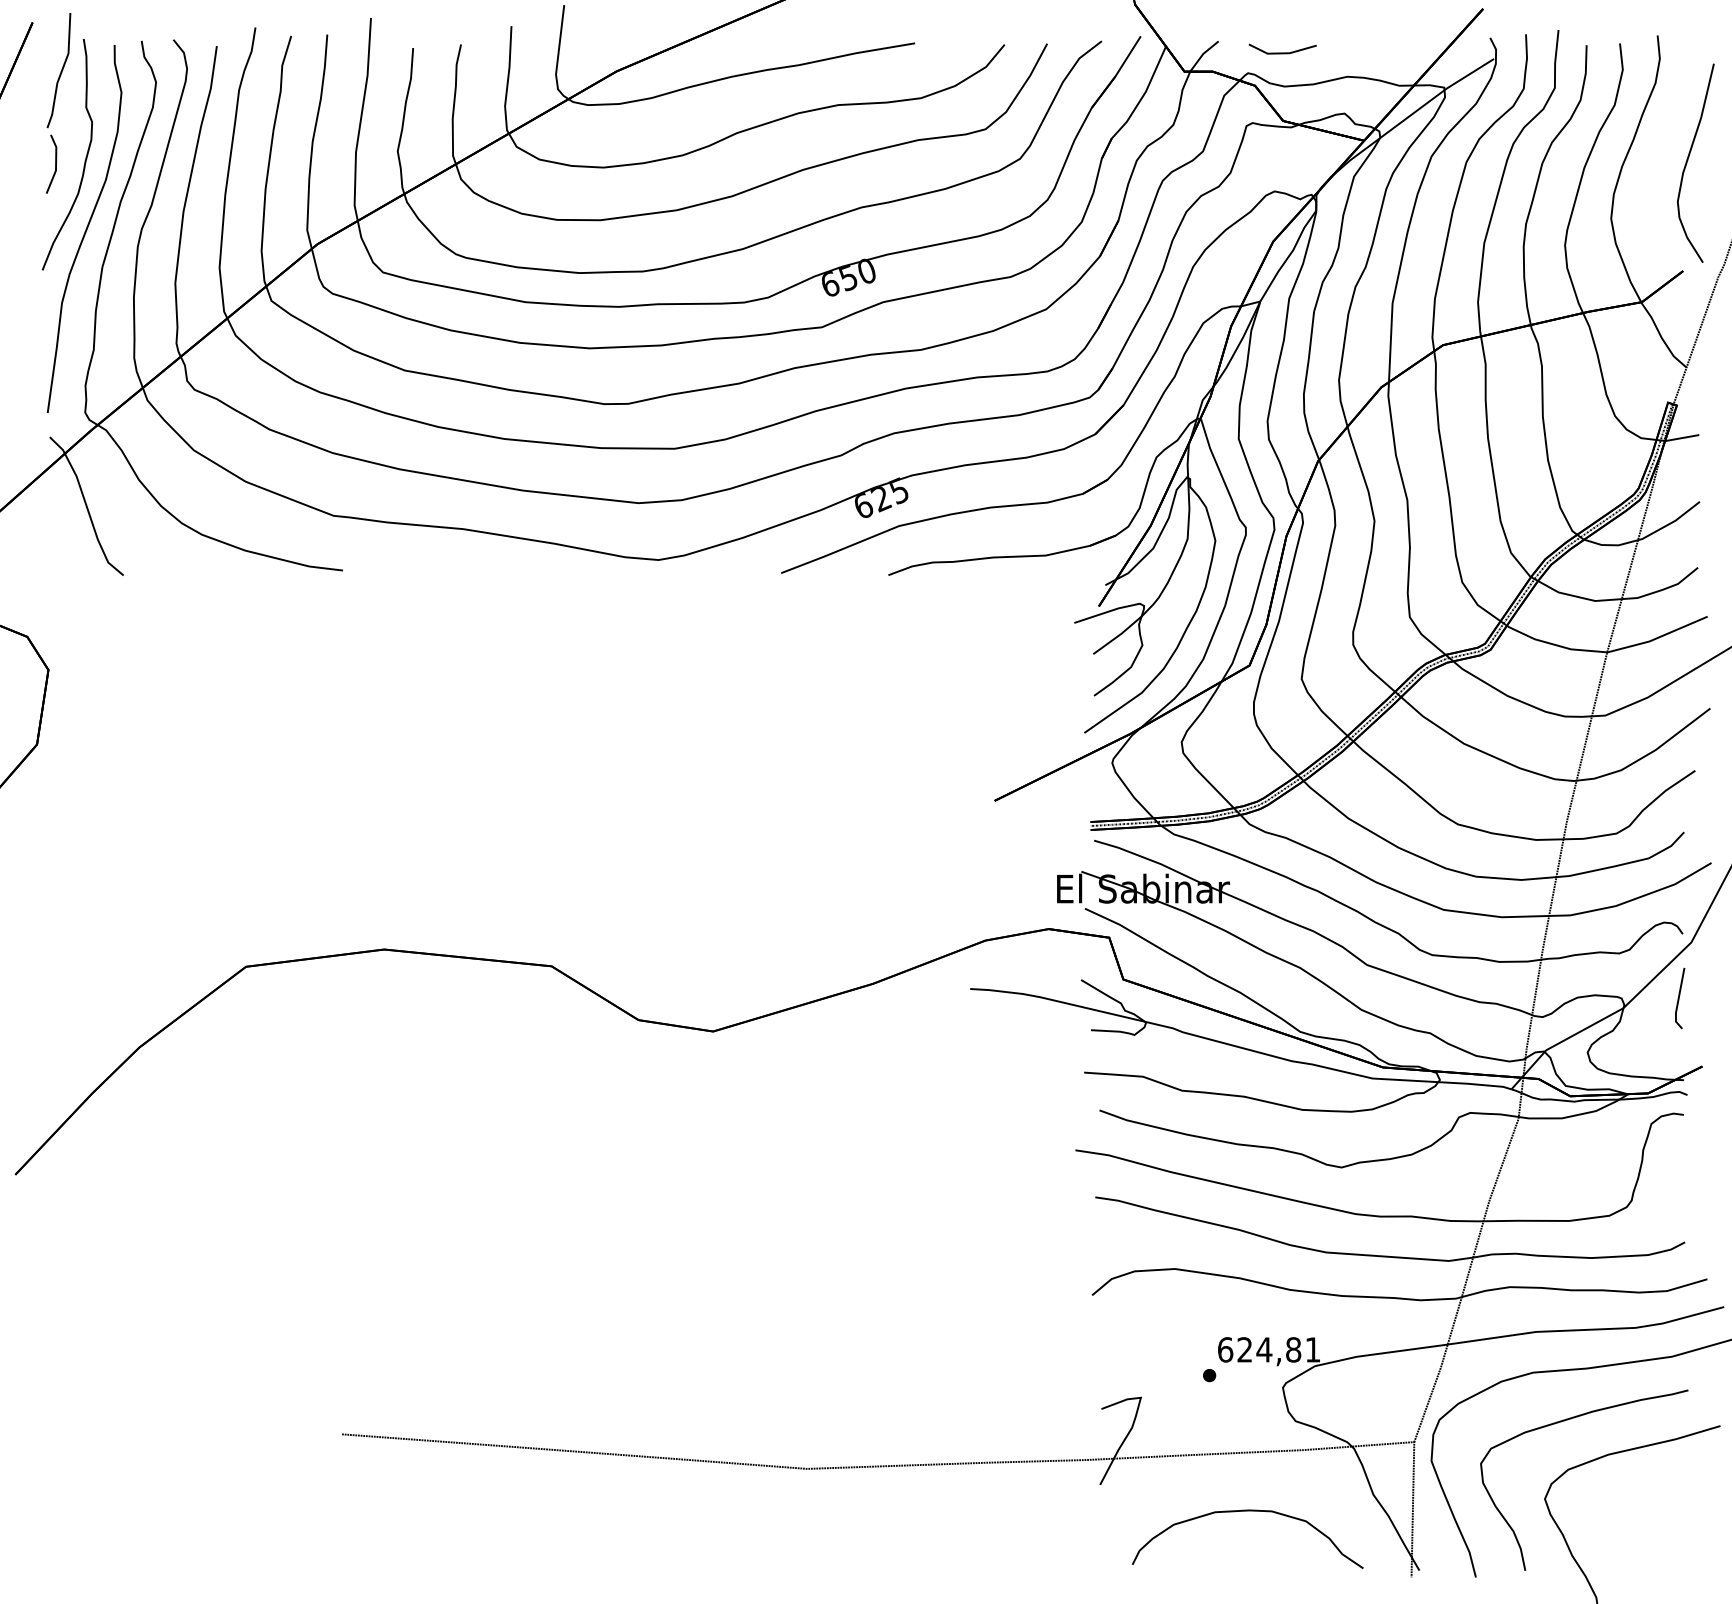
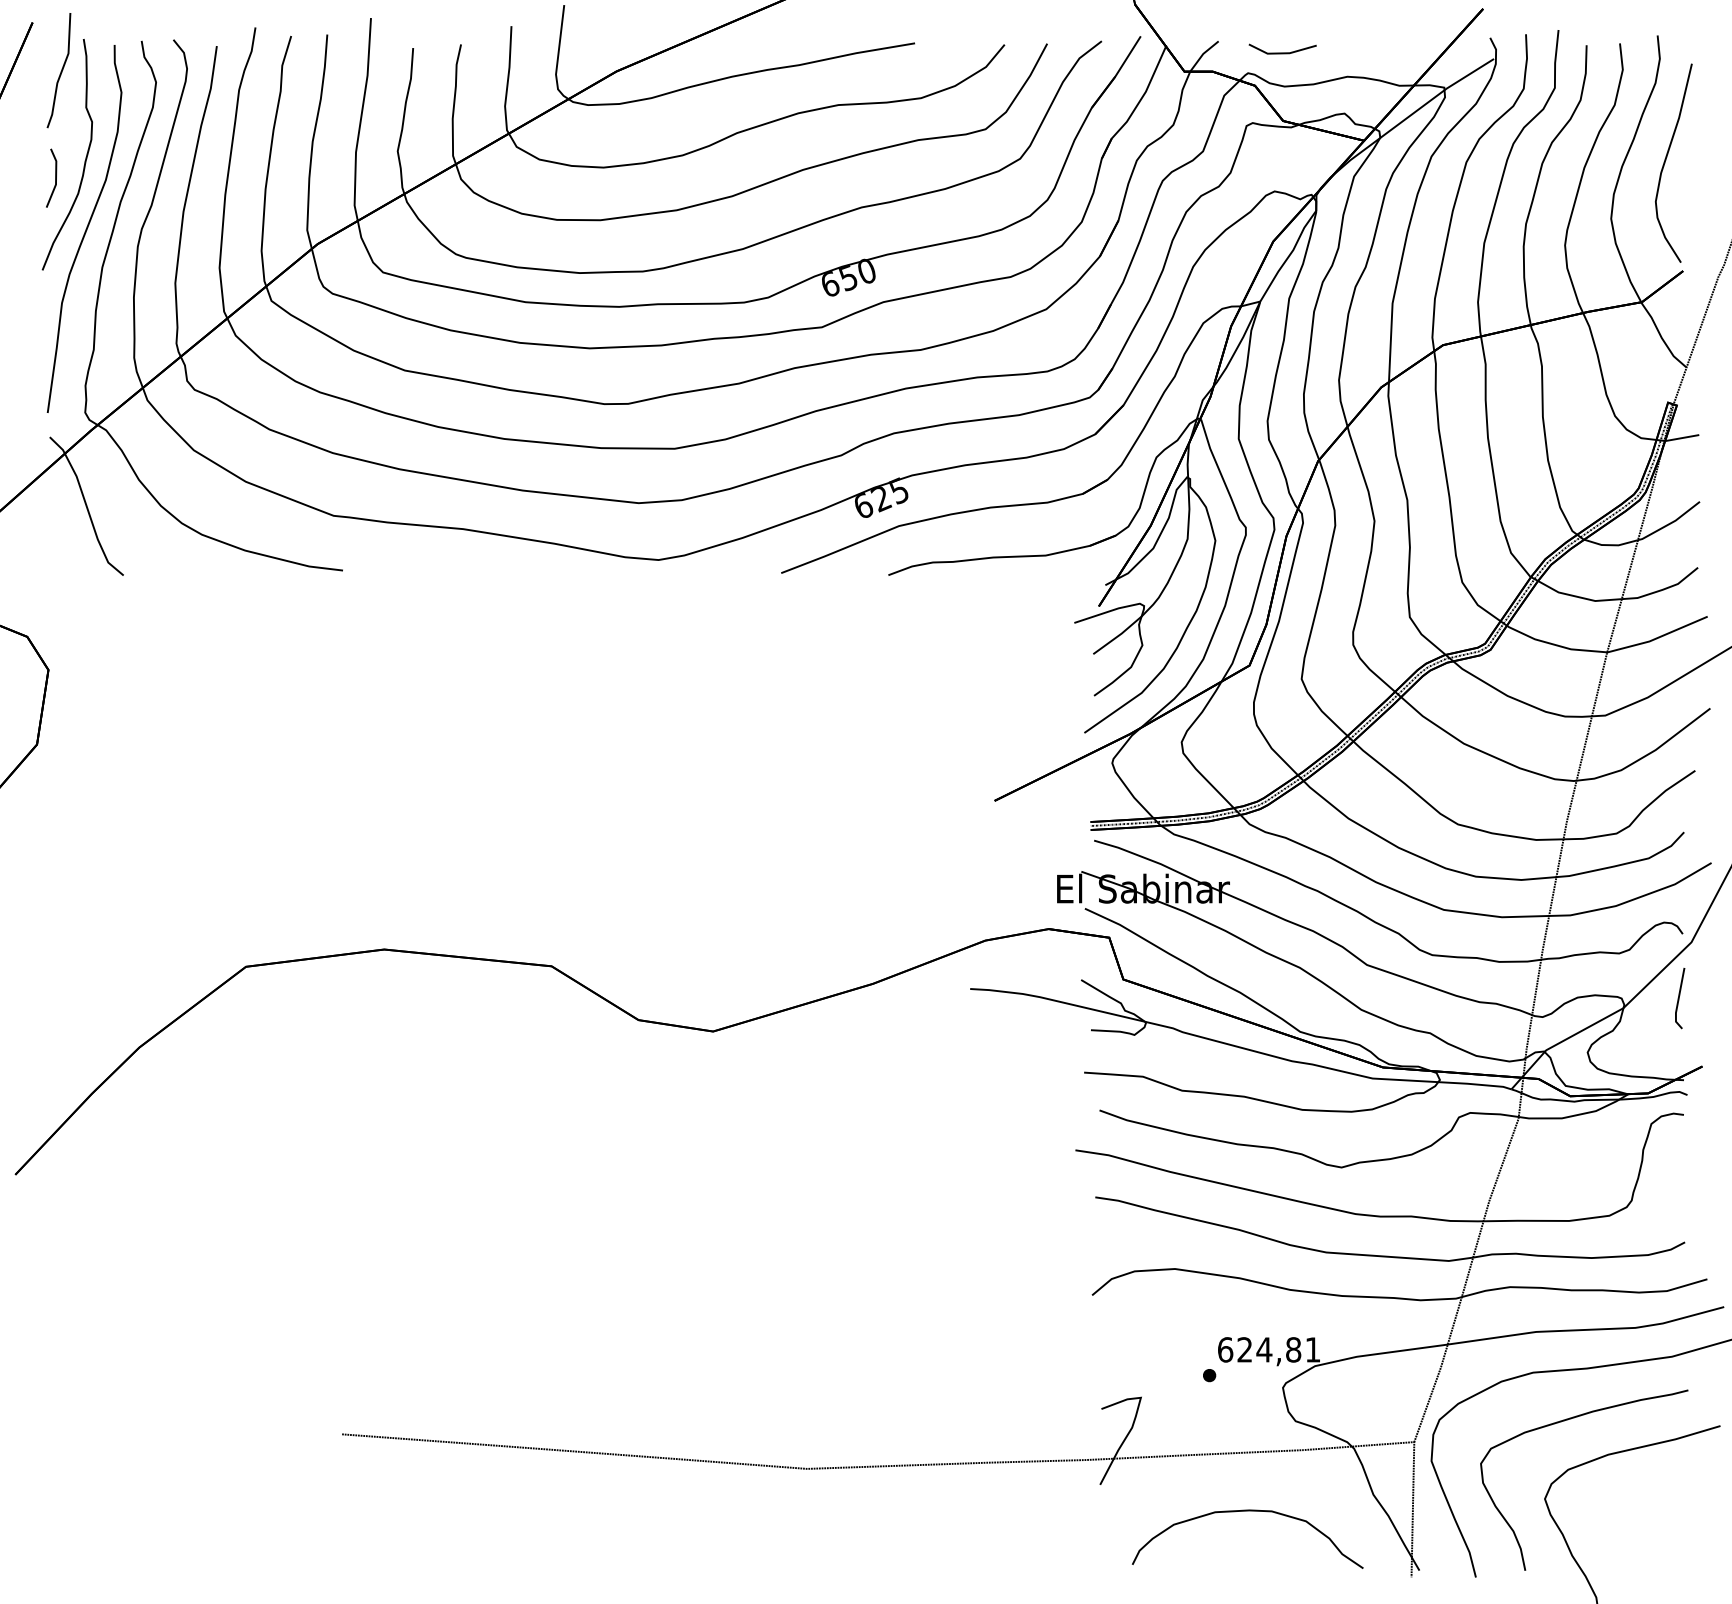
curve position: (1688, 160) -> (1666, 160) (1666, 160)
part position: (51, 163) -> (51, 177) (51, 177)
